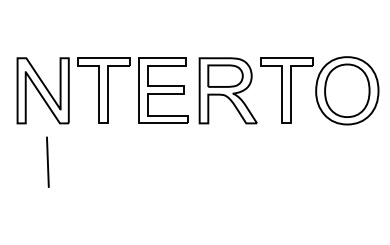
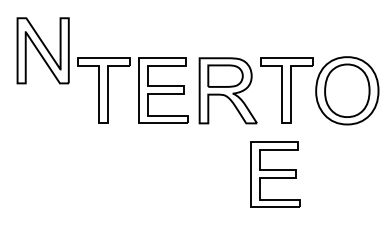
part position: (42, 90) -> (42, 50) (42, 50)
line: present -> none (47, 161)
part: none -> present (275, 174)
